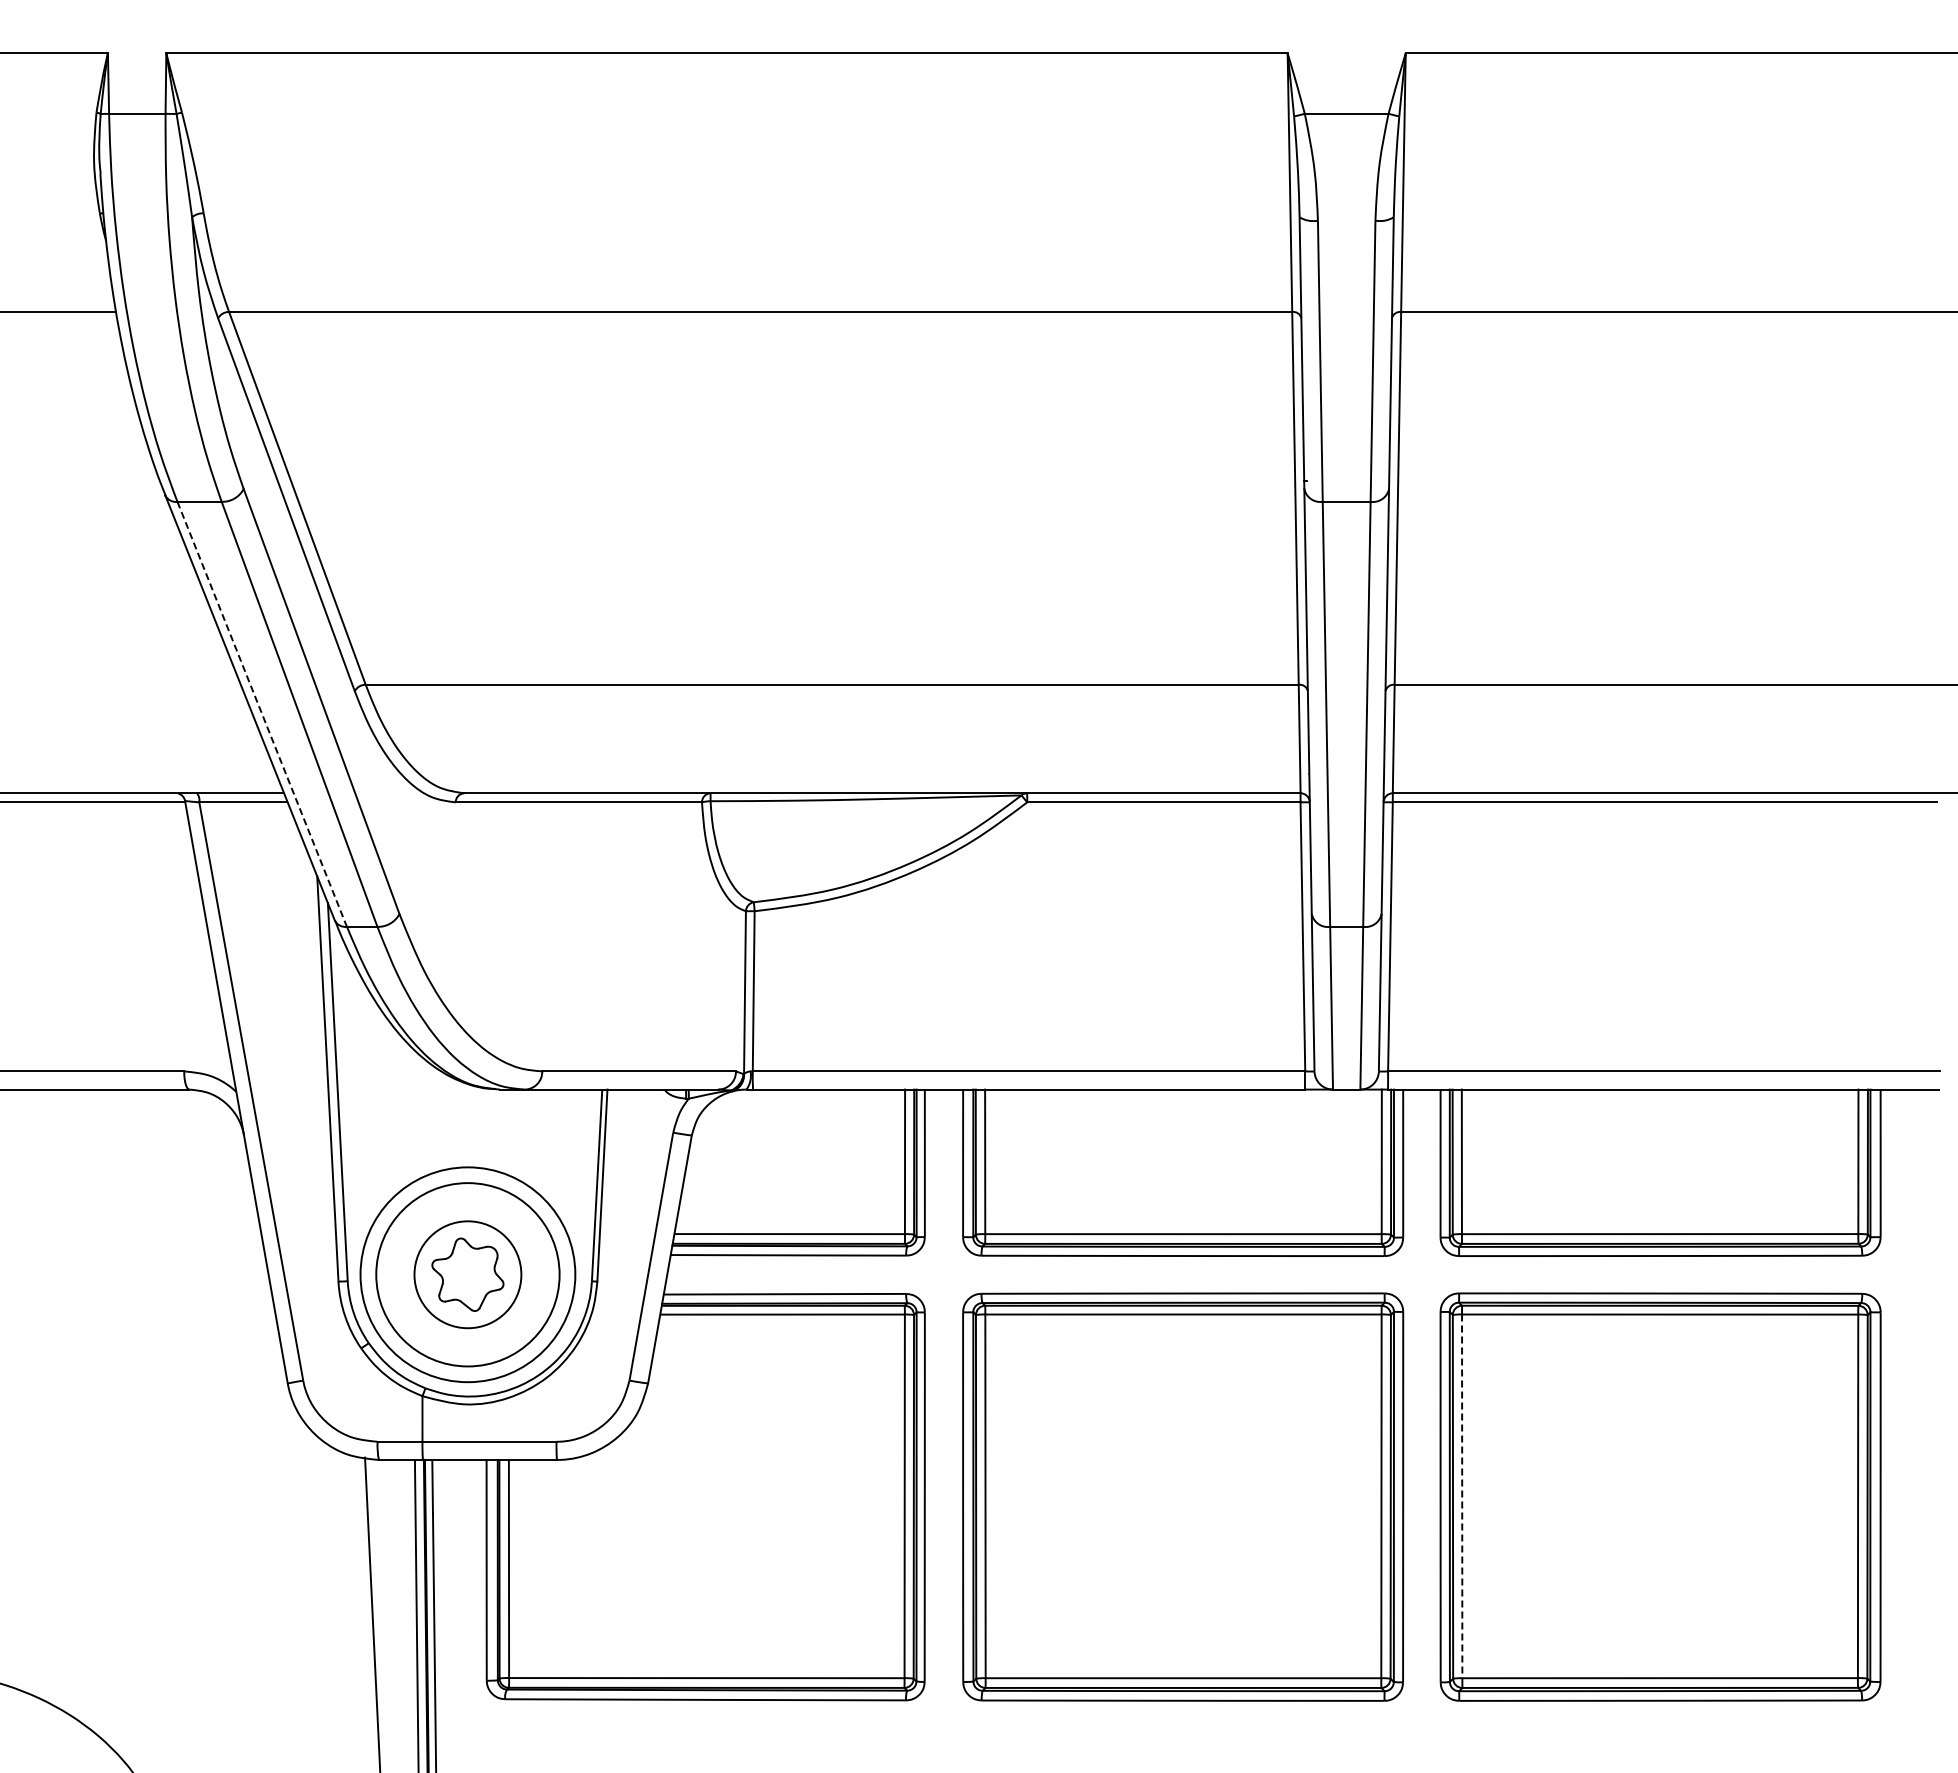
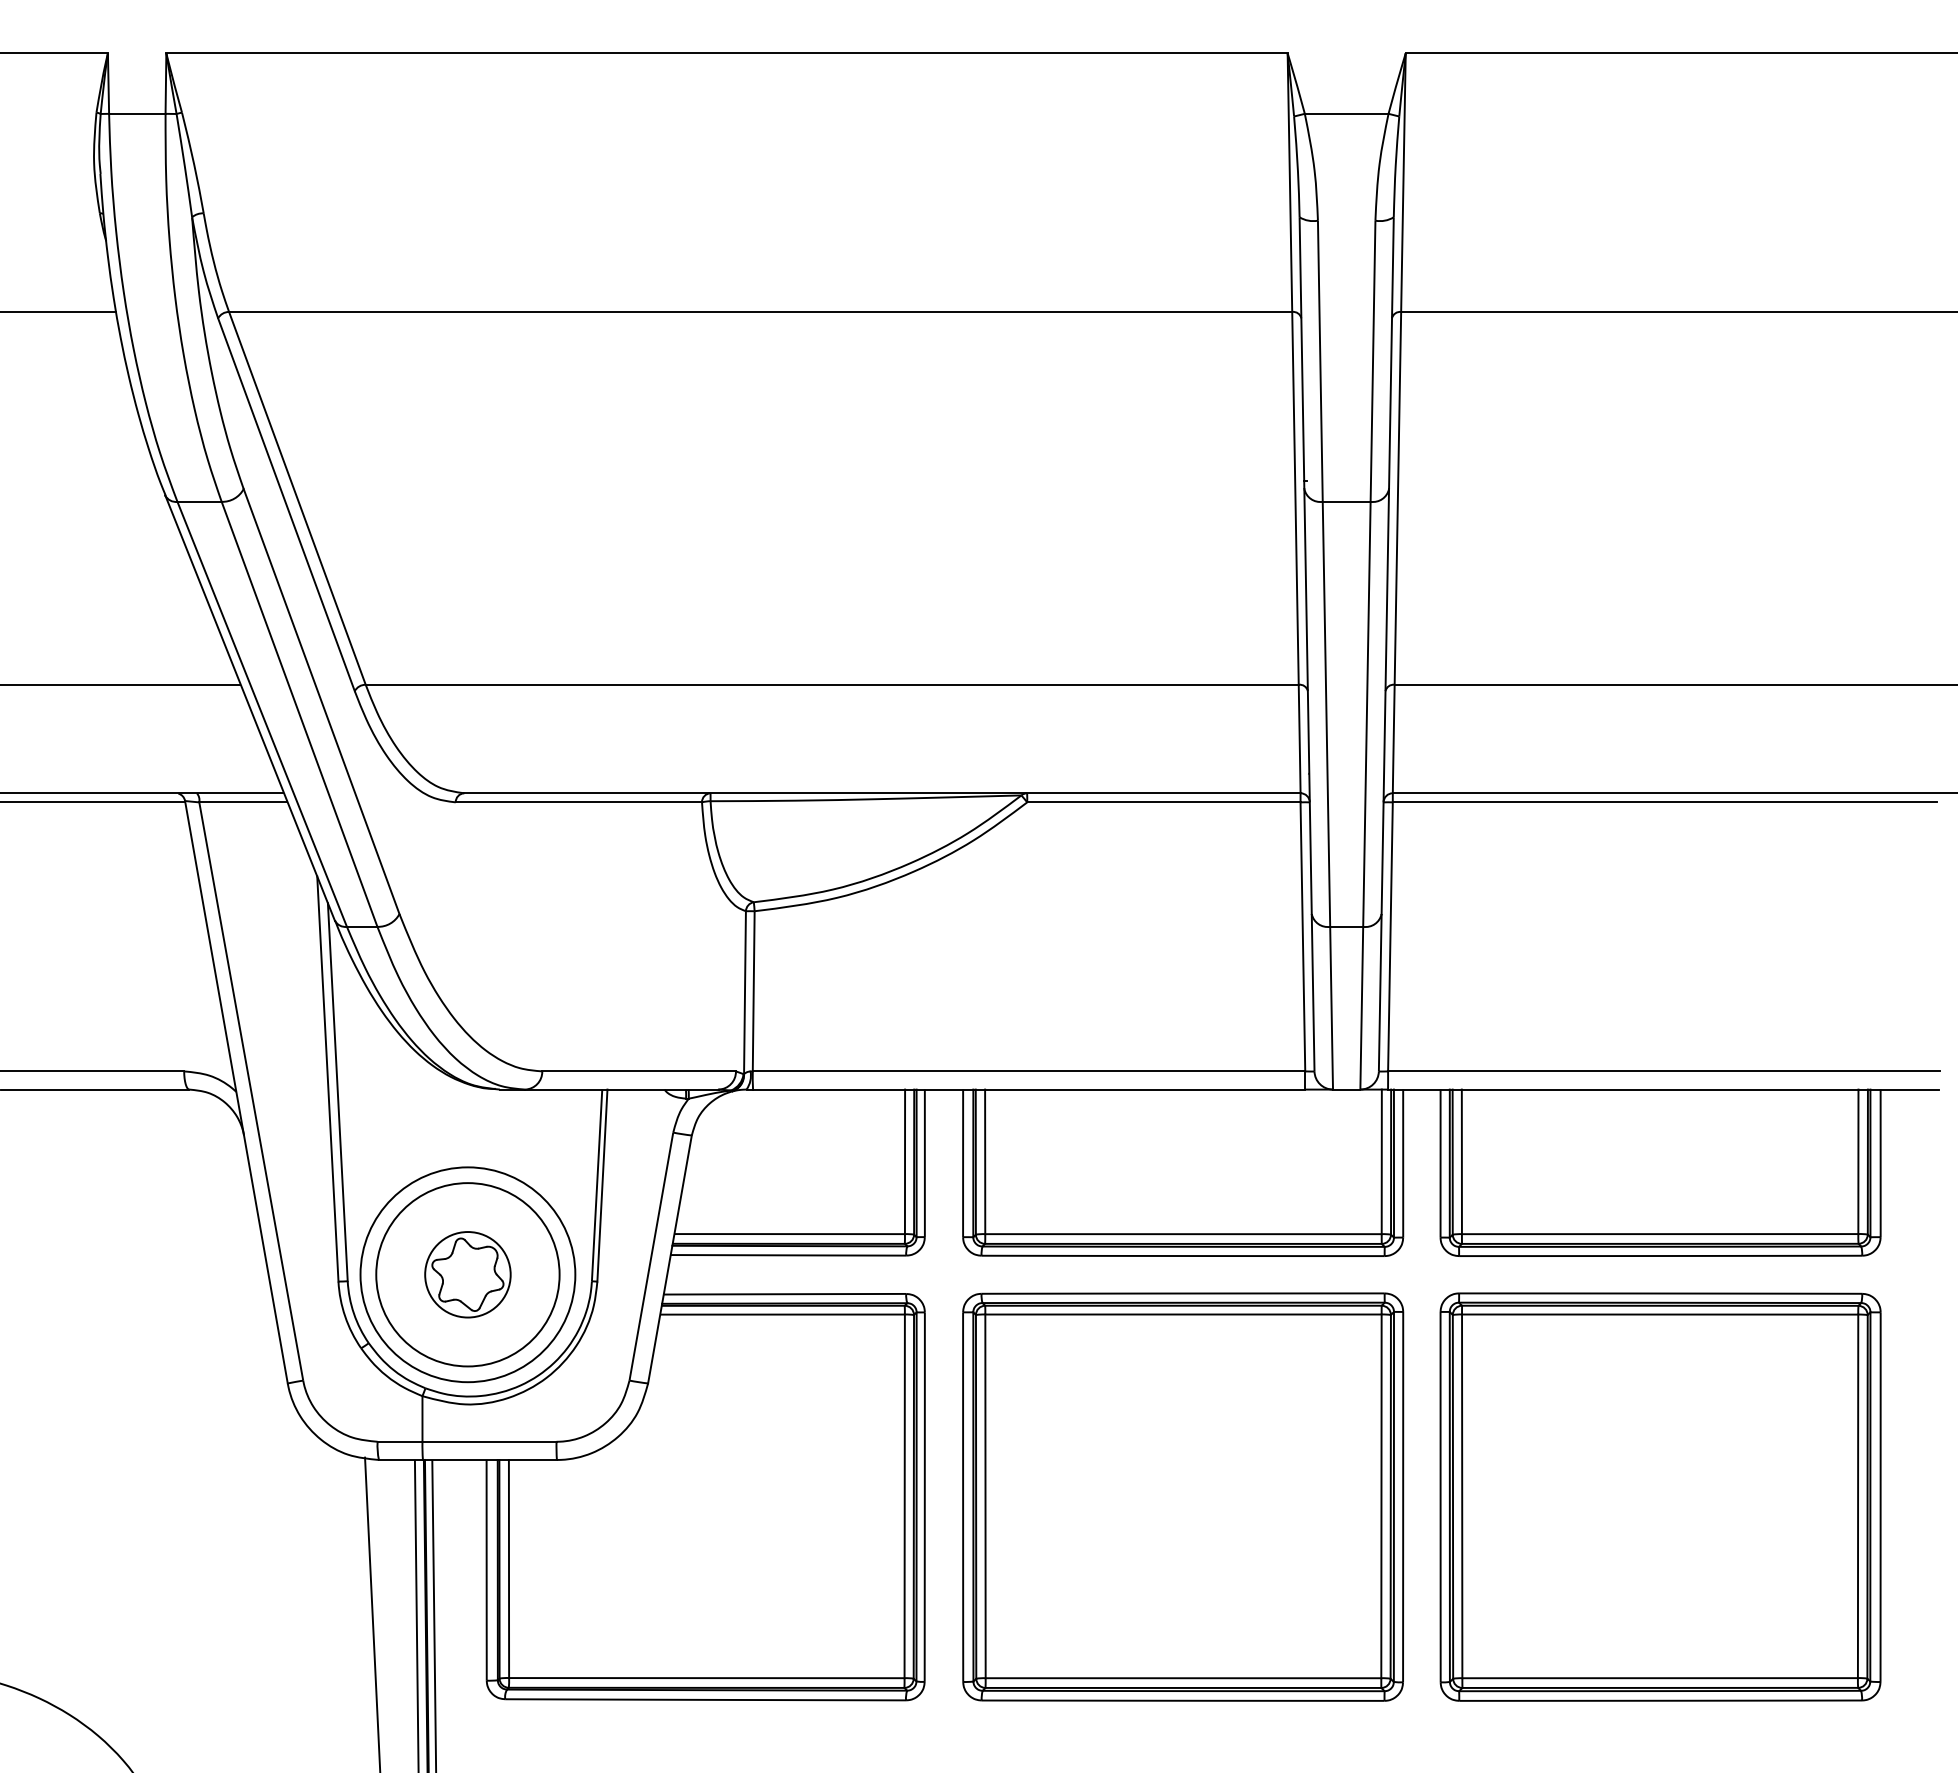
line: none -> present (121, 684)
line: dashed -> solid (261, 713)
circle diameter: 107 px -> 86 px (467, 1274)
line: dashed -> solid (1462, 1496)
